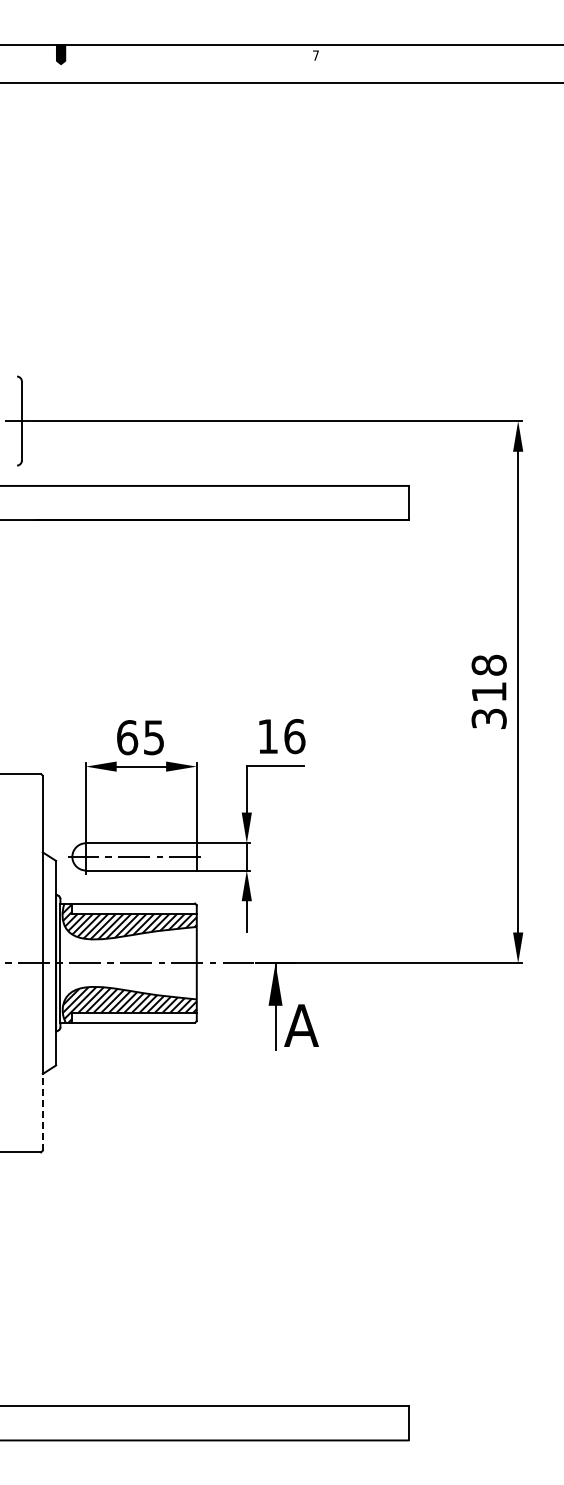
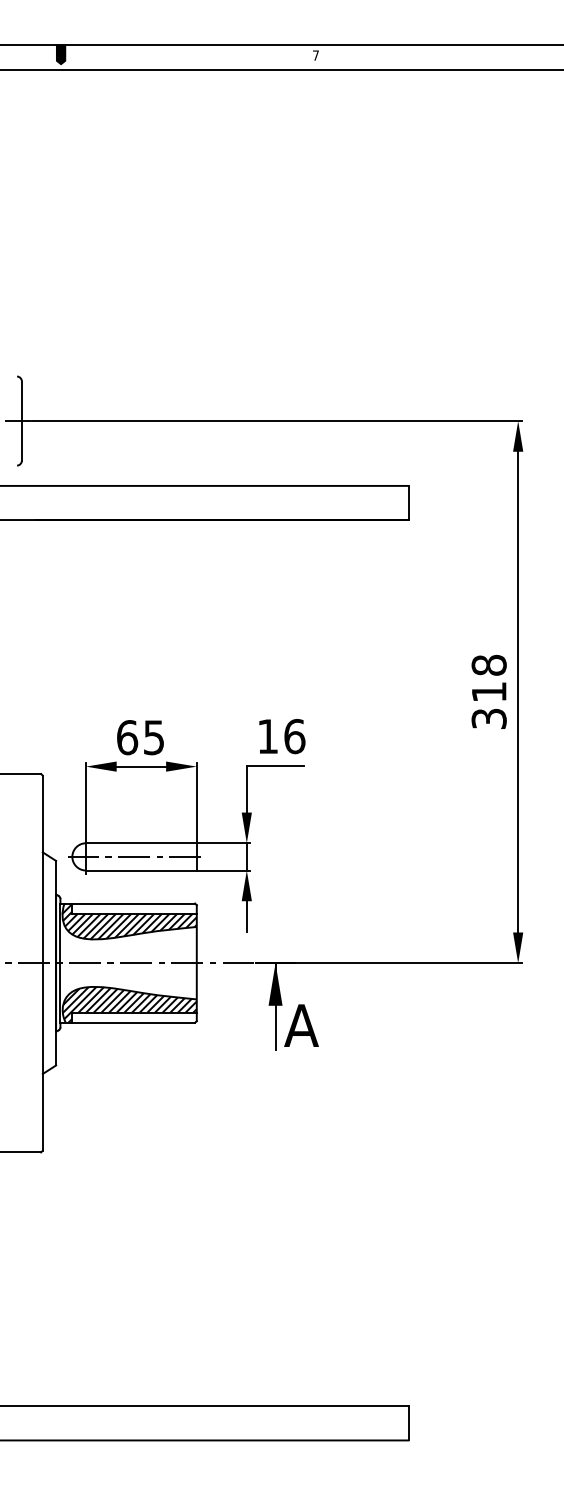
line position: (281, 83) -> (281, 70) (281, 70)
line: dashed -> solid (42, 1111)
